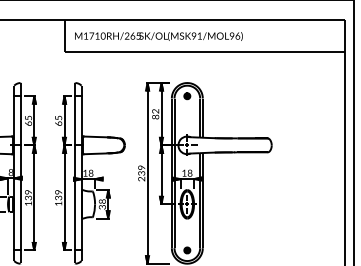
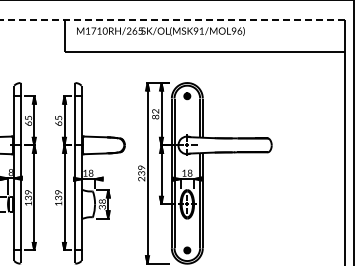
line: solid -> dashed (172, 20)
text position: (158, 36) -> (160, 31) (160, 31)
